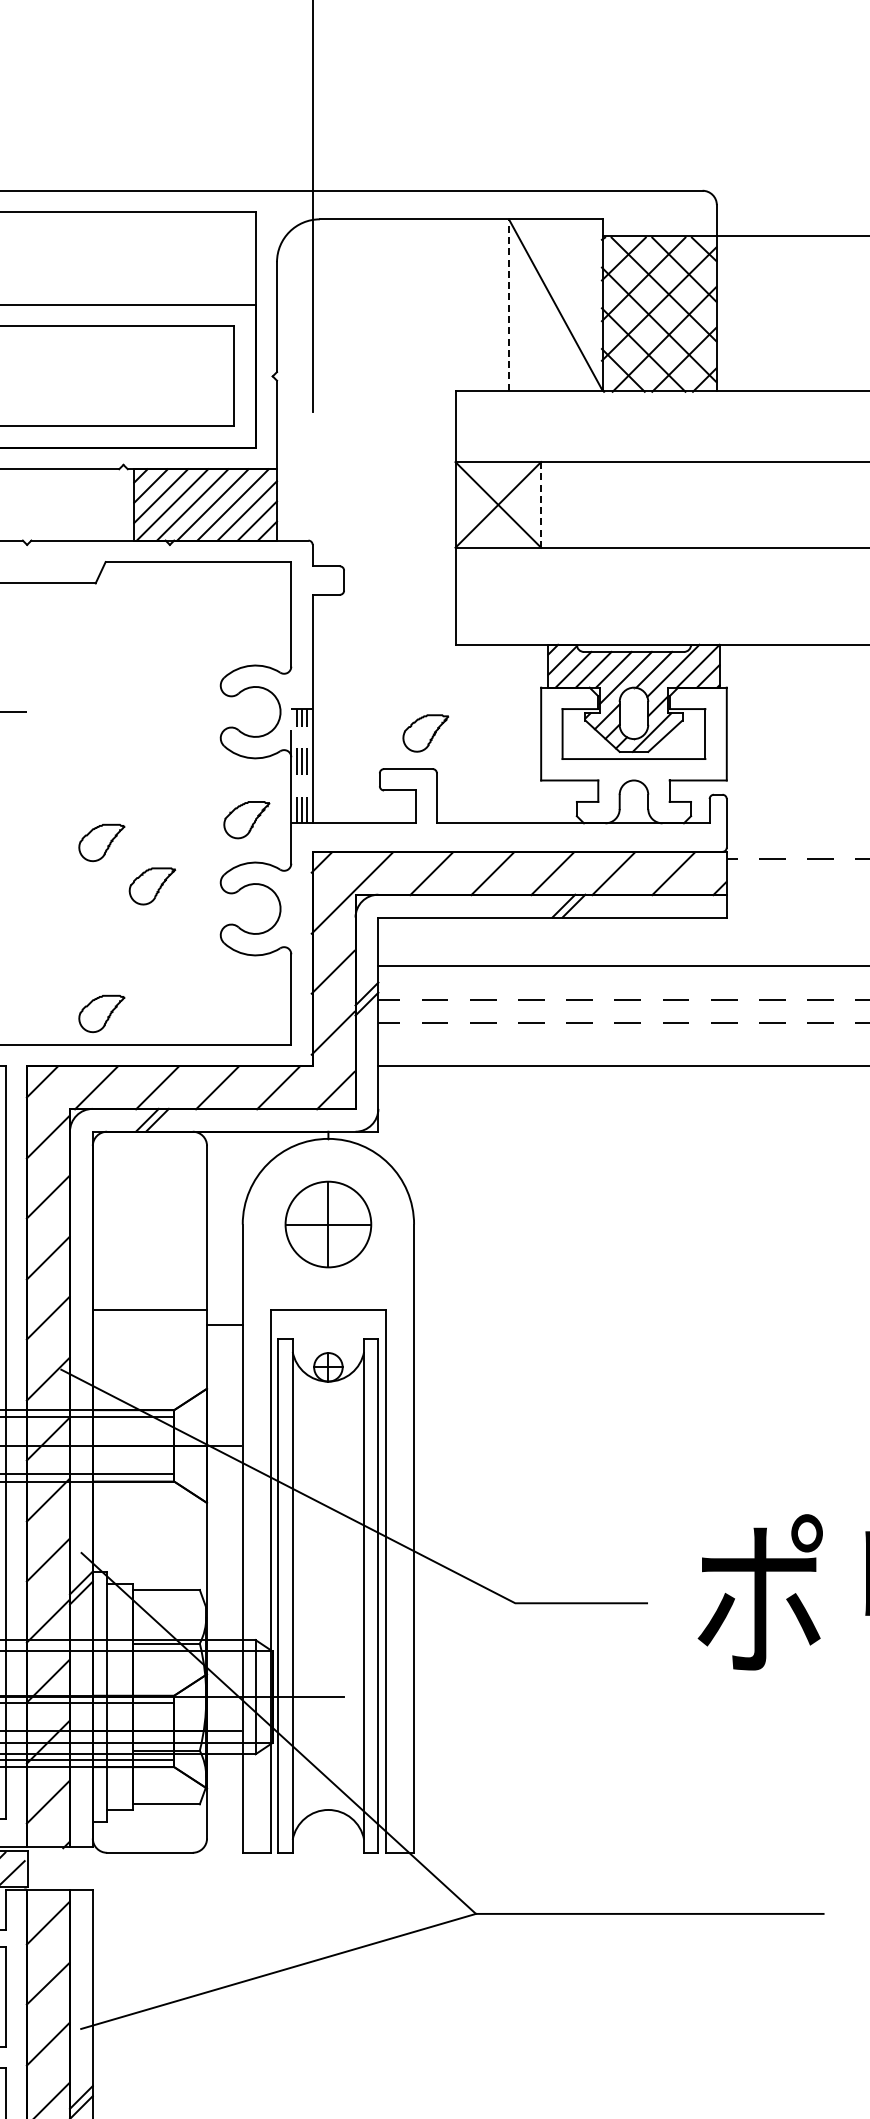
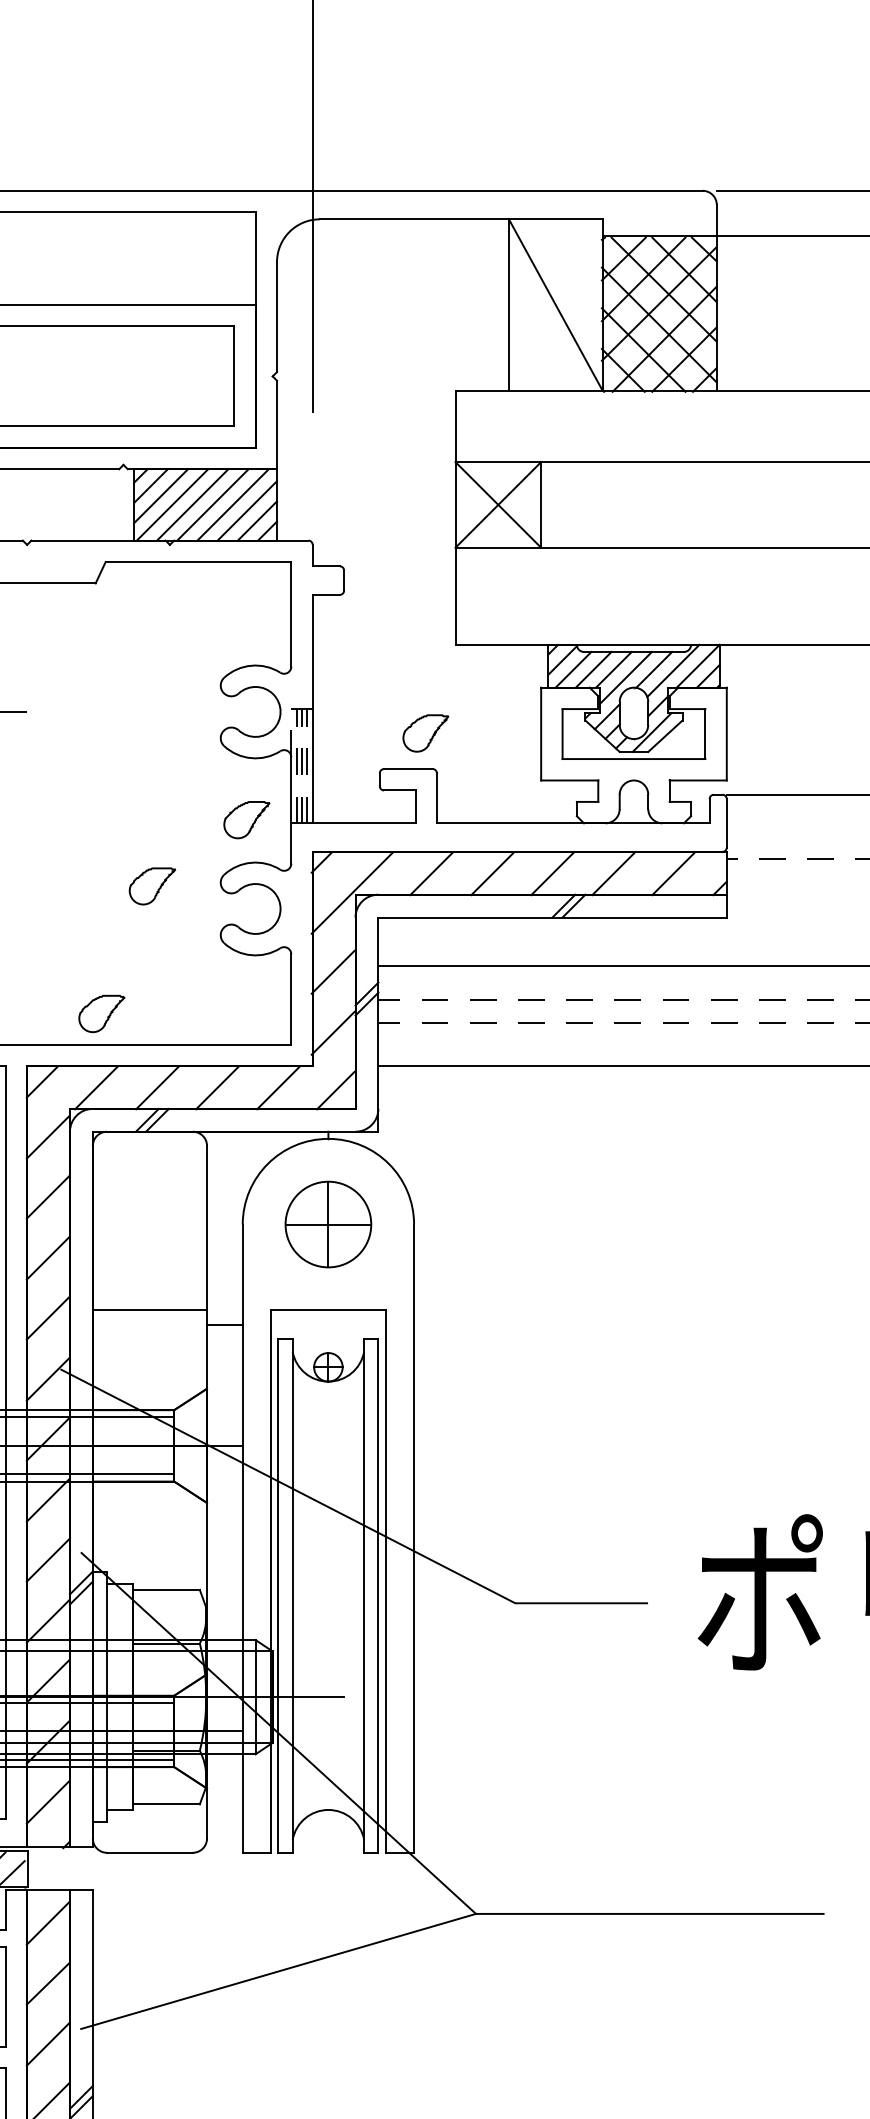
line: none -> present (791, 190)
line: dashed -> solid (508, 305)
line: dashed -> solid (541, 504)
line: none -> present (796, 794)
part: present -> none (101, 842)
